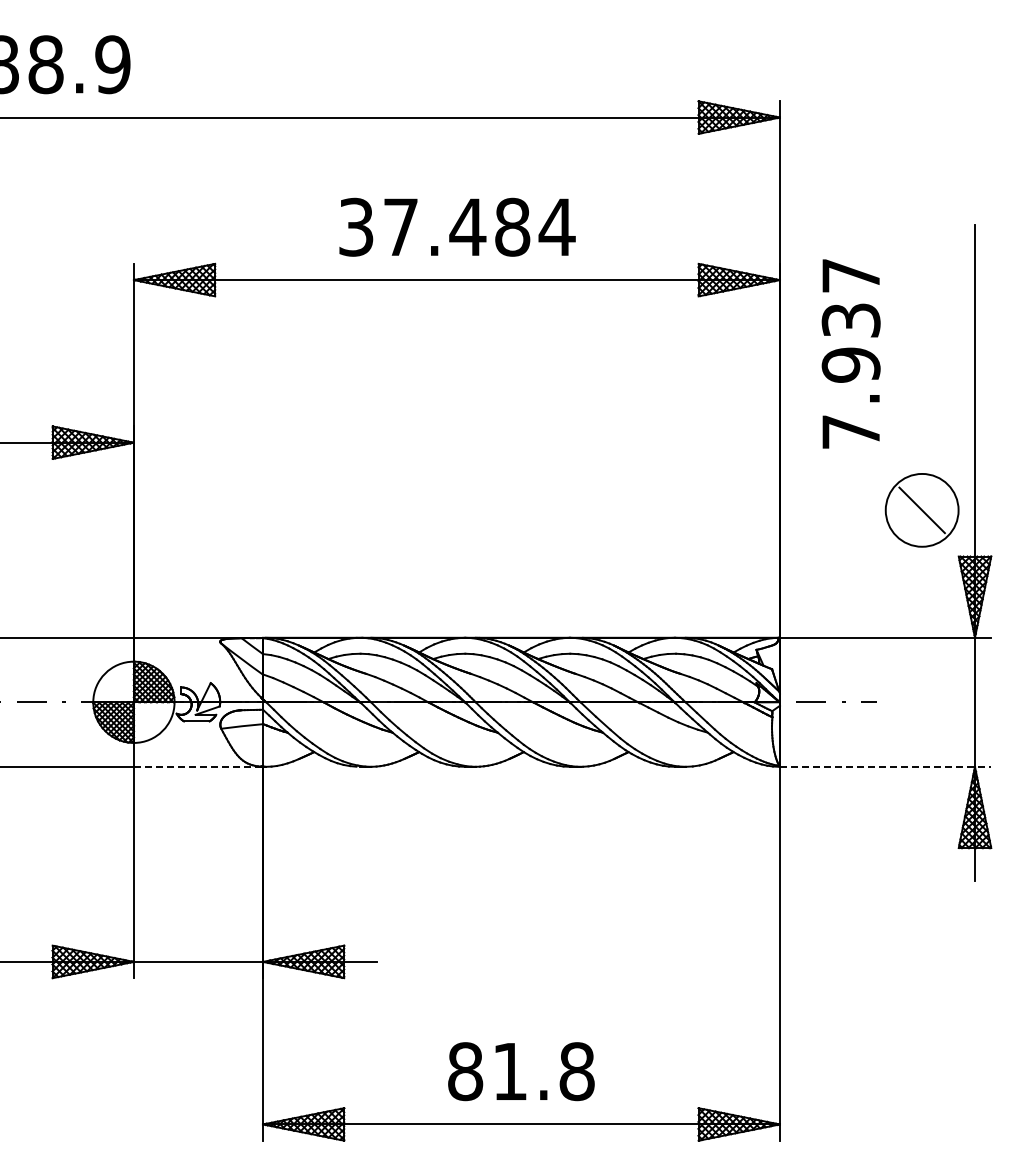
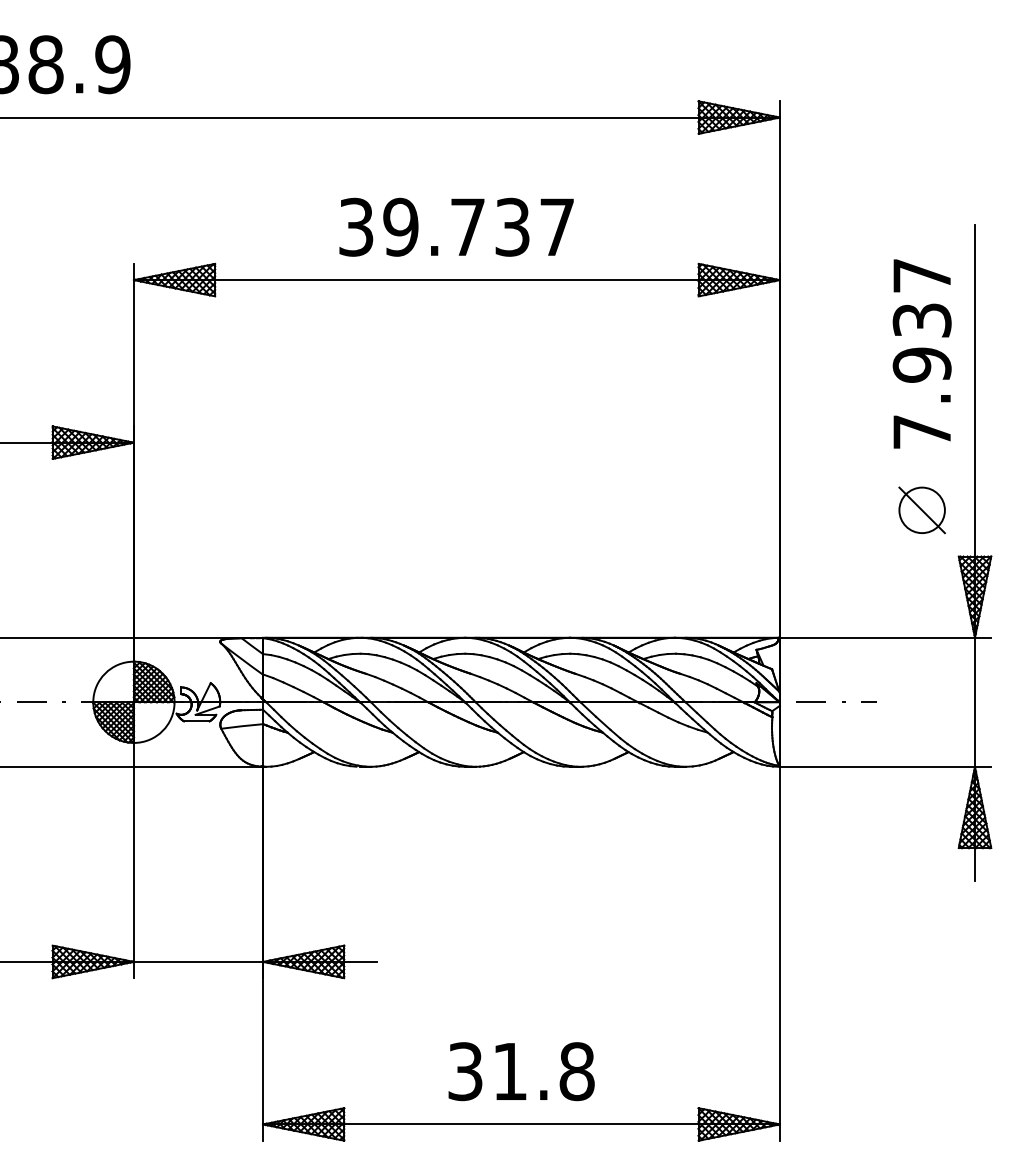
text: 37.484 -> 39.737 (479, 226)
text position: (850, 353) -> (921, 353) (921, 353)
circle diameter: 73 px -> 46 px (921, 510)
line: dashed -> solid (198, 766)
line: dashed -> solid (885, 766)
text: 81.8 -> 31.8 (465, 1071)
